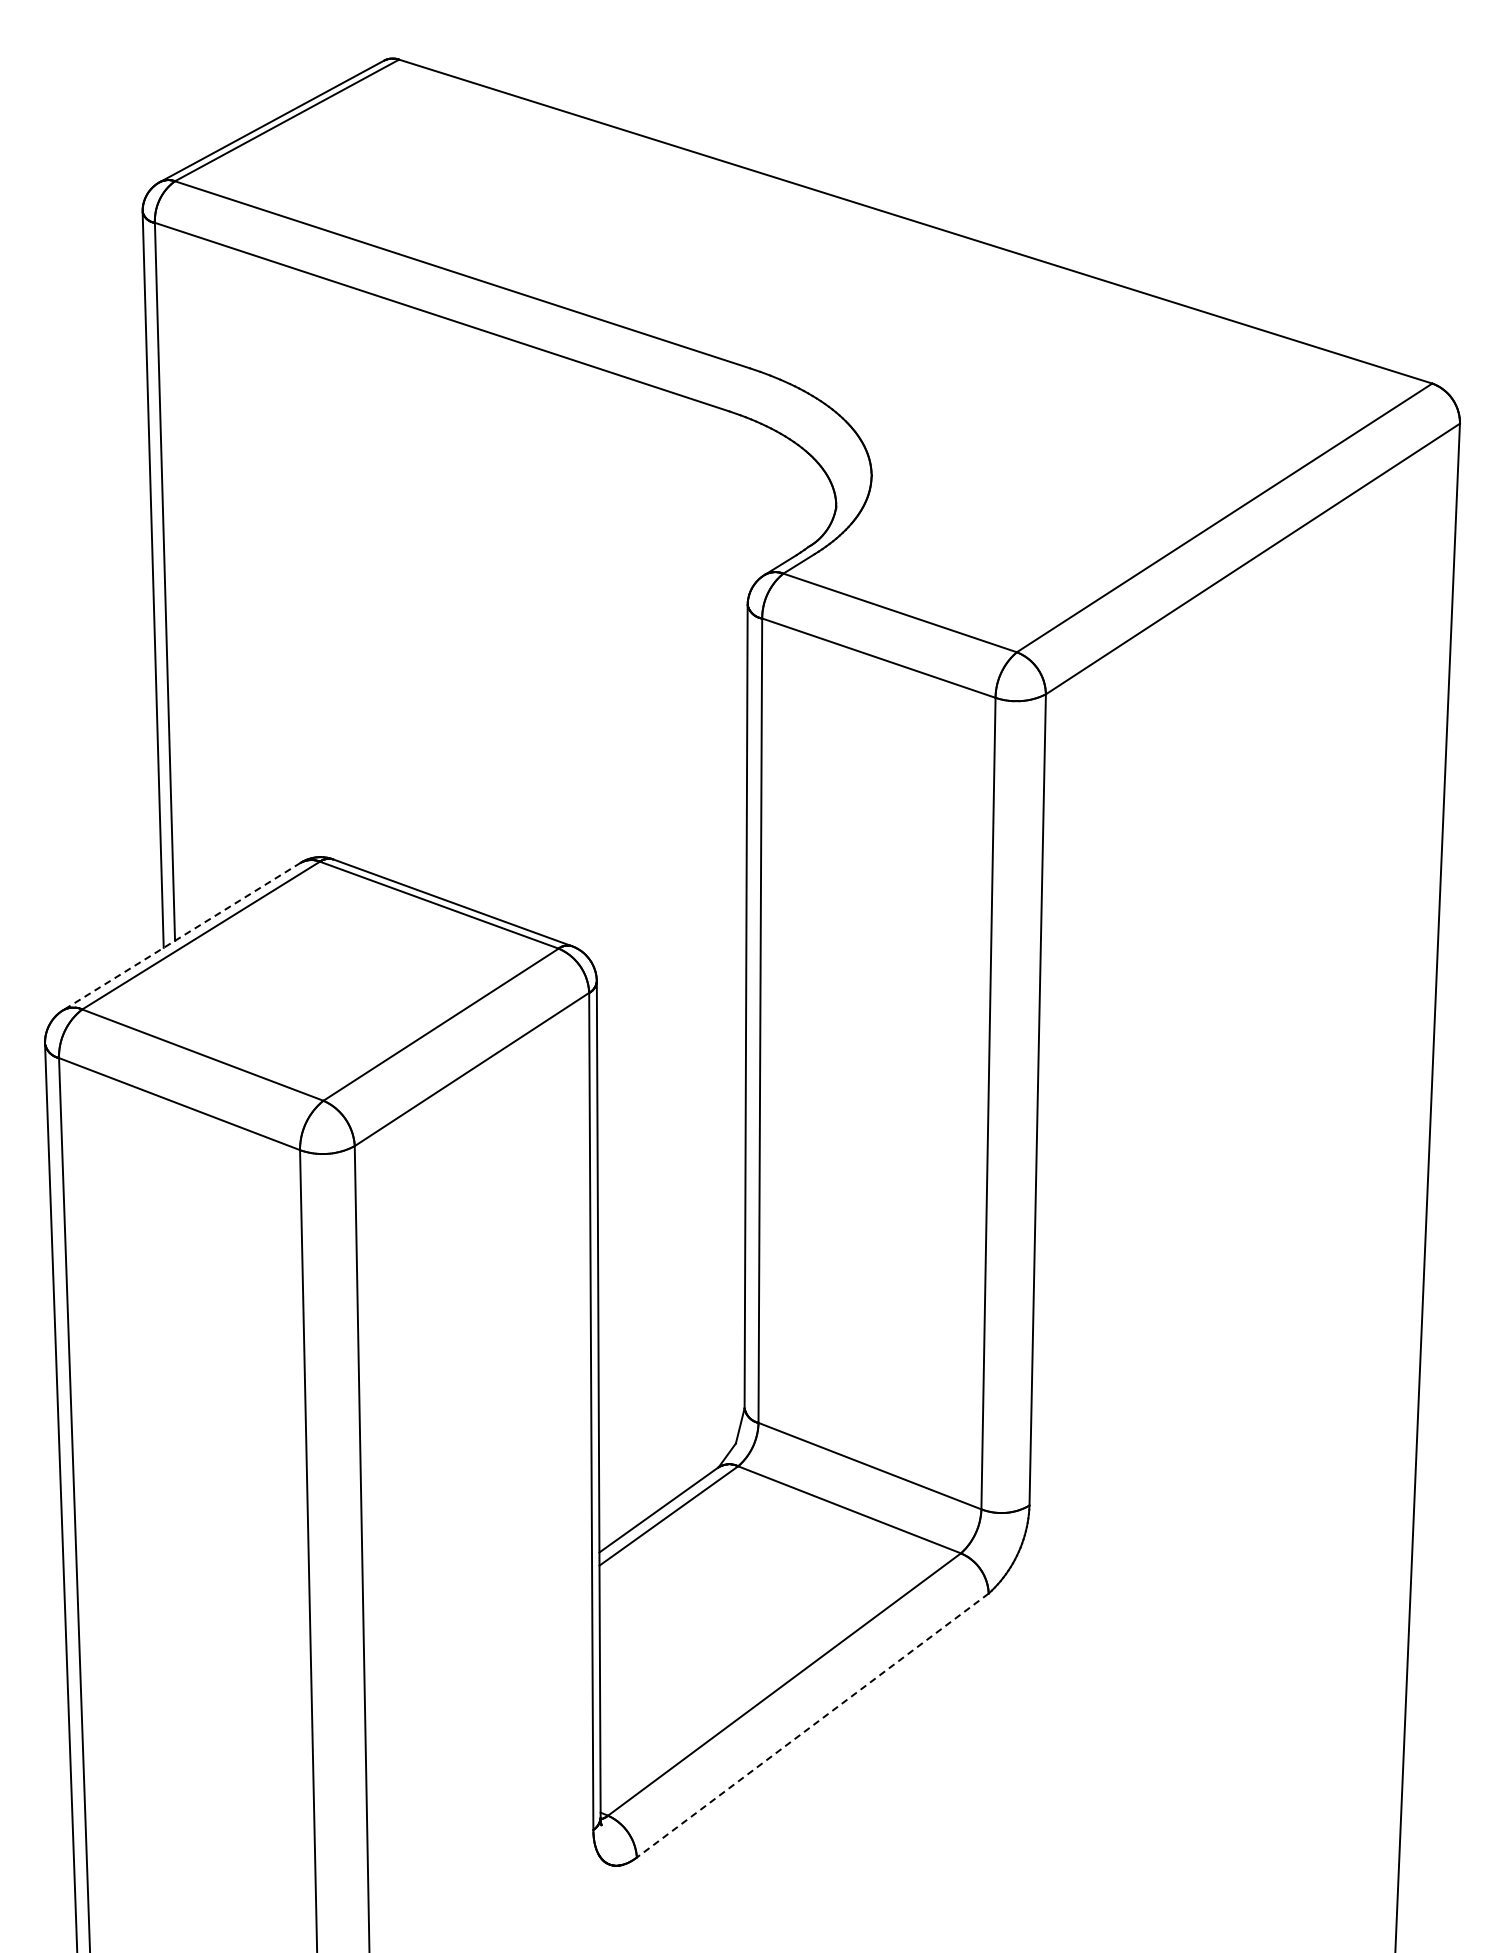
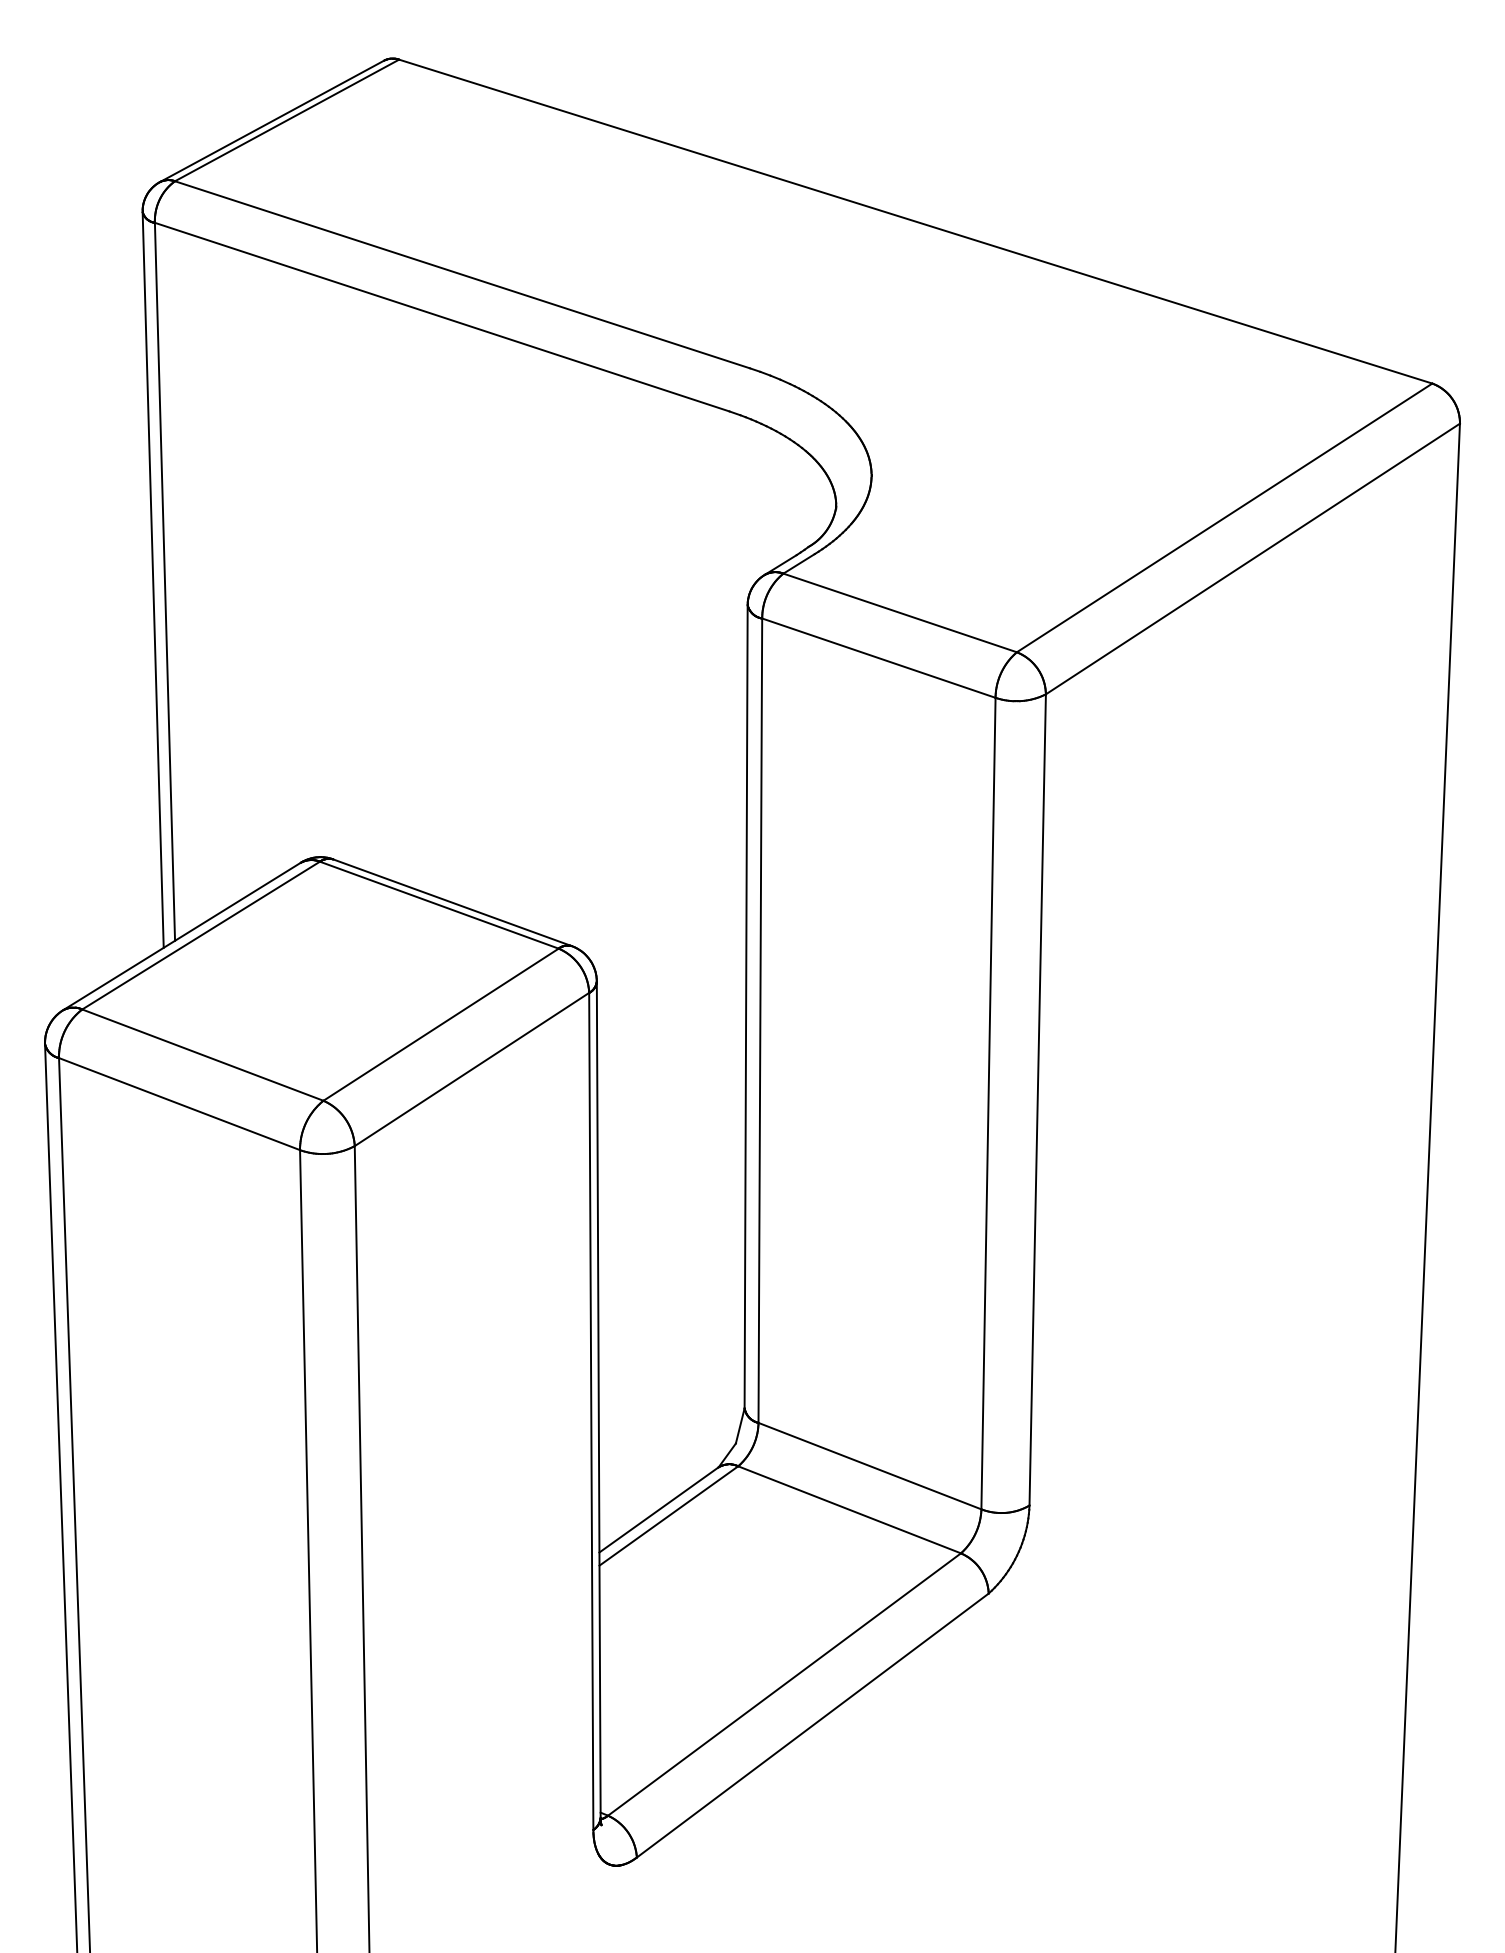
line: dashed -> solid (181, 936)
line: dashed -> solid (812, 1725)
